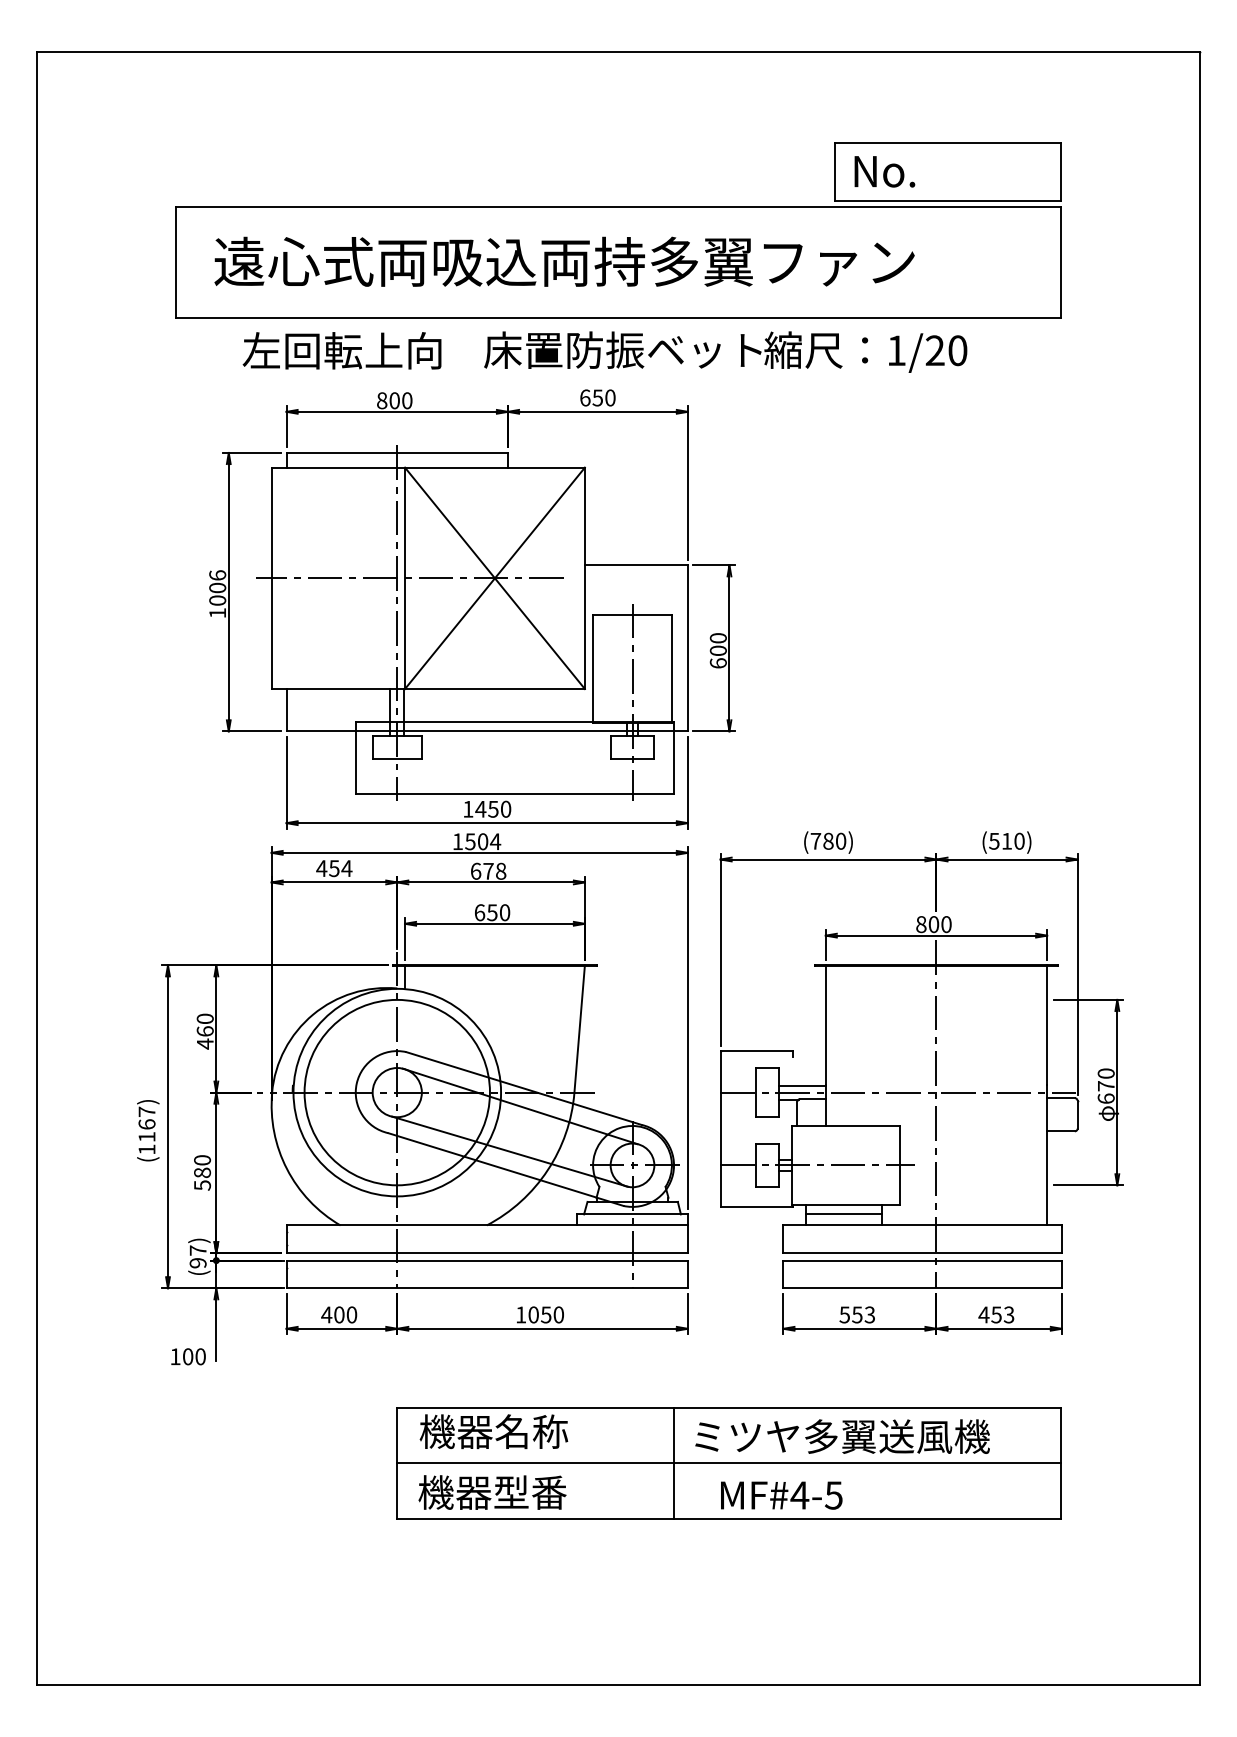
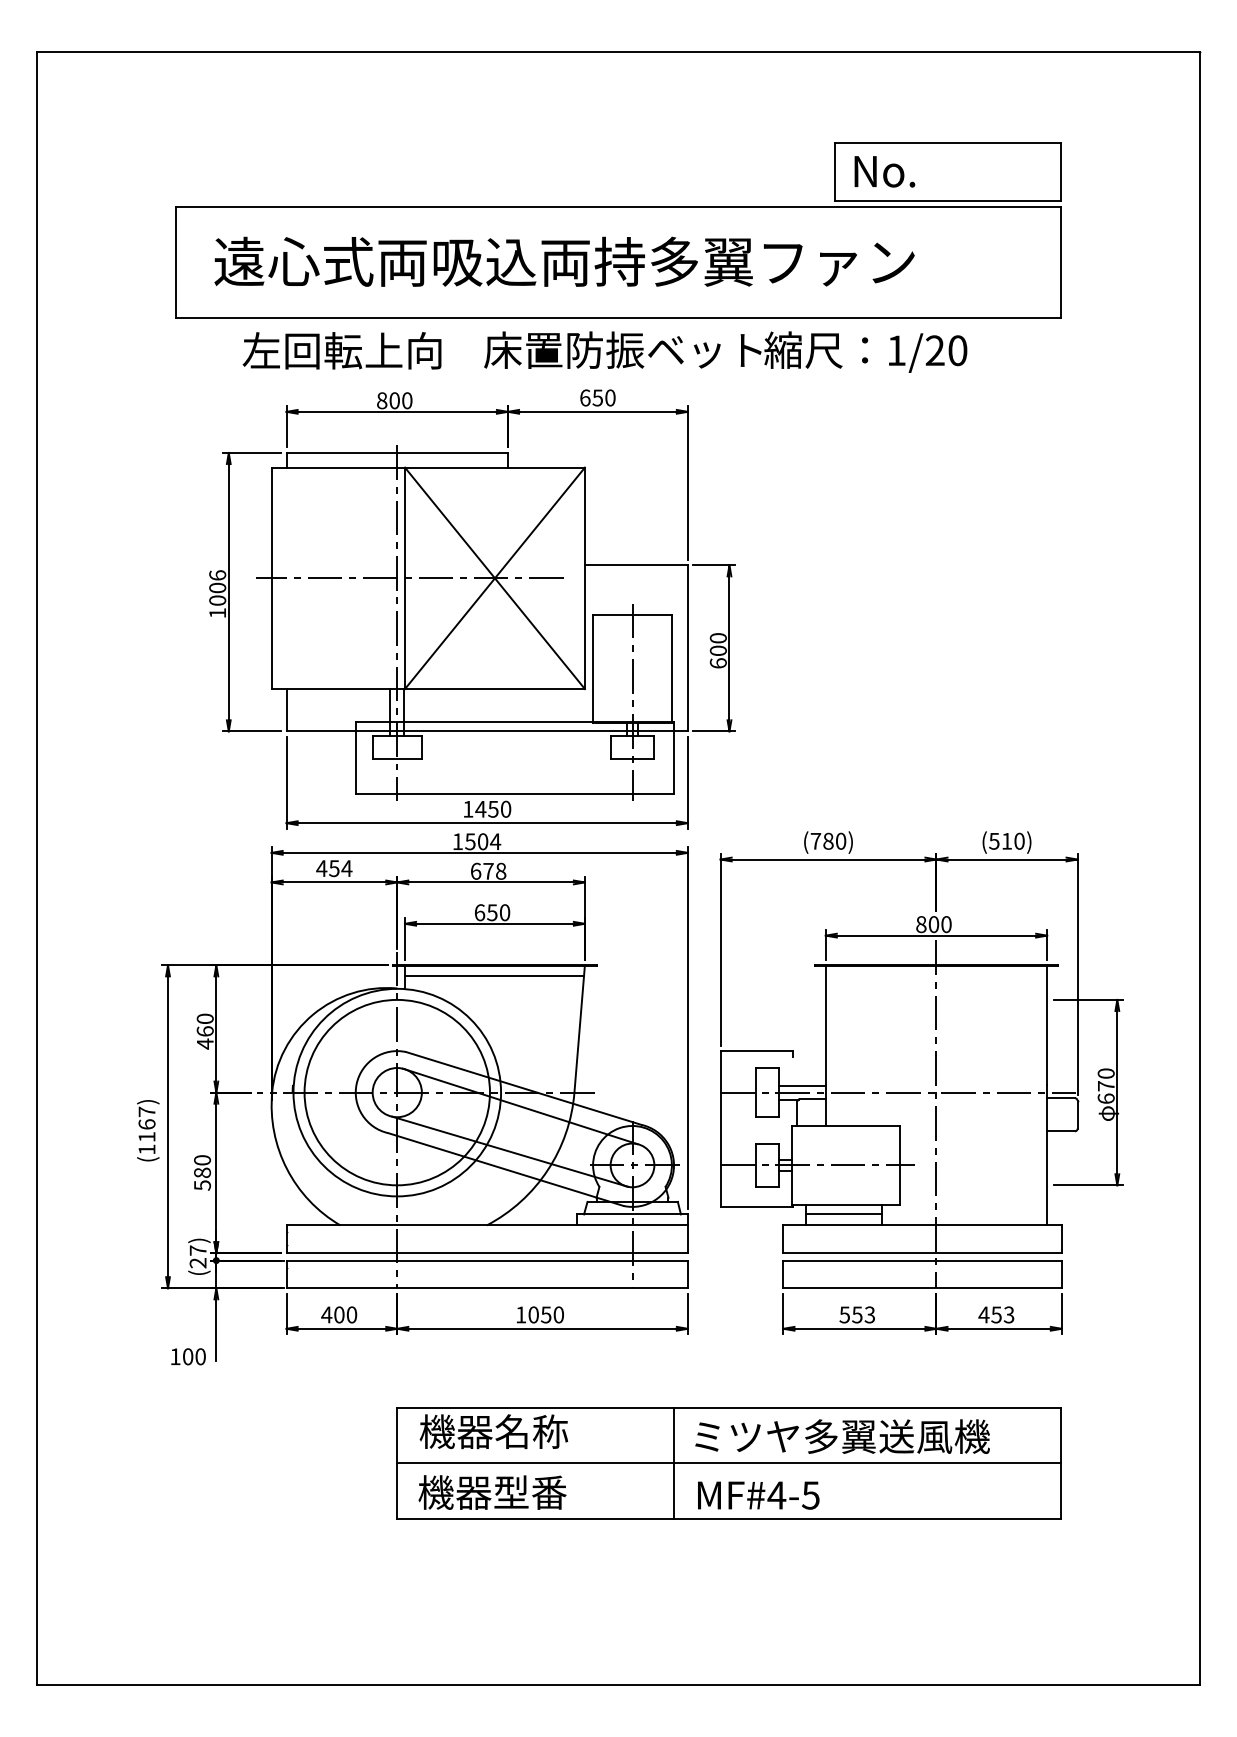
line: none -> present (494, 976)
text: (97) -> (27) (198, 1263)
text position: (781, 1495) -> (758, 1495) (758, 1495)
